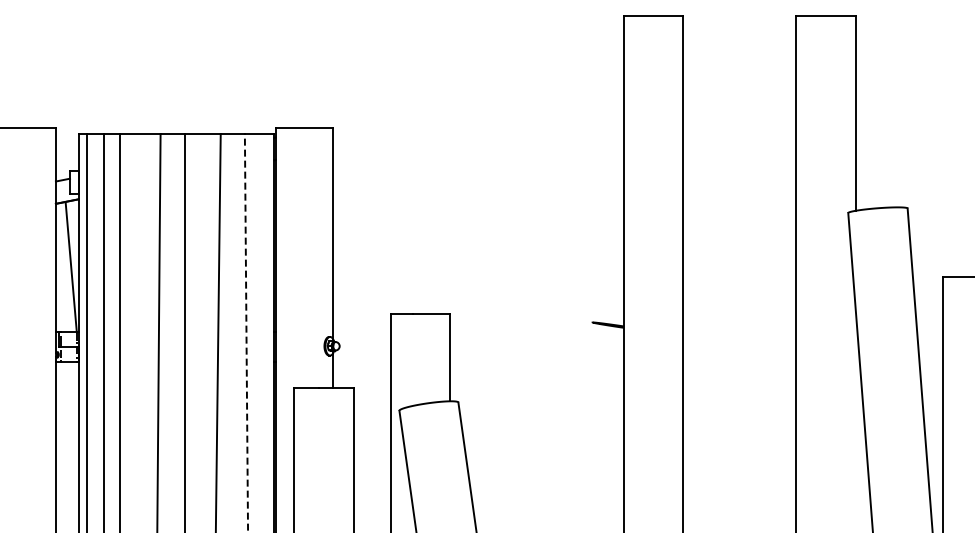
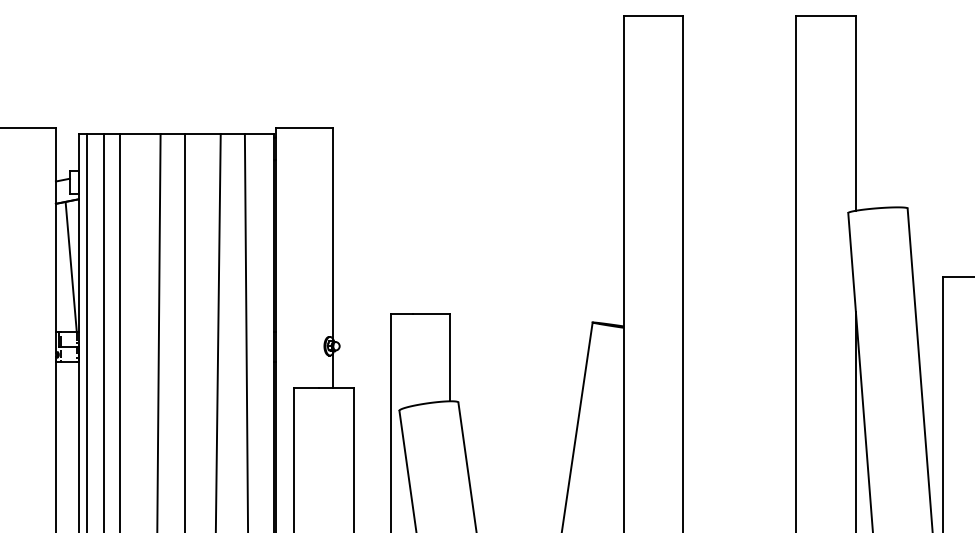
line: dashed -> solid (246, 333)
line: none -> present (855, 420)
line: none -> present (577, 425)
